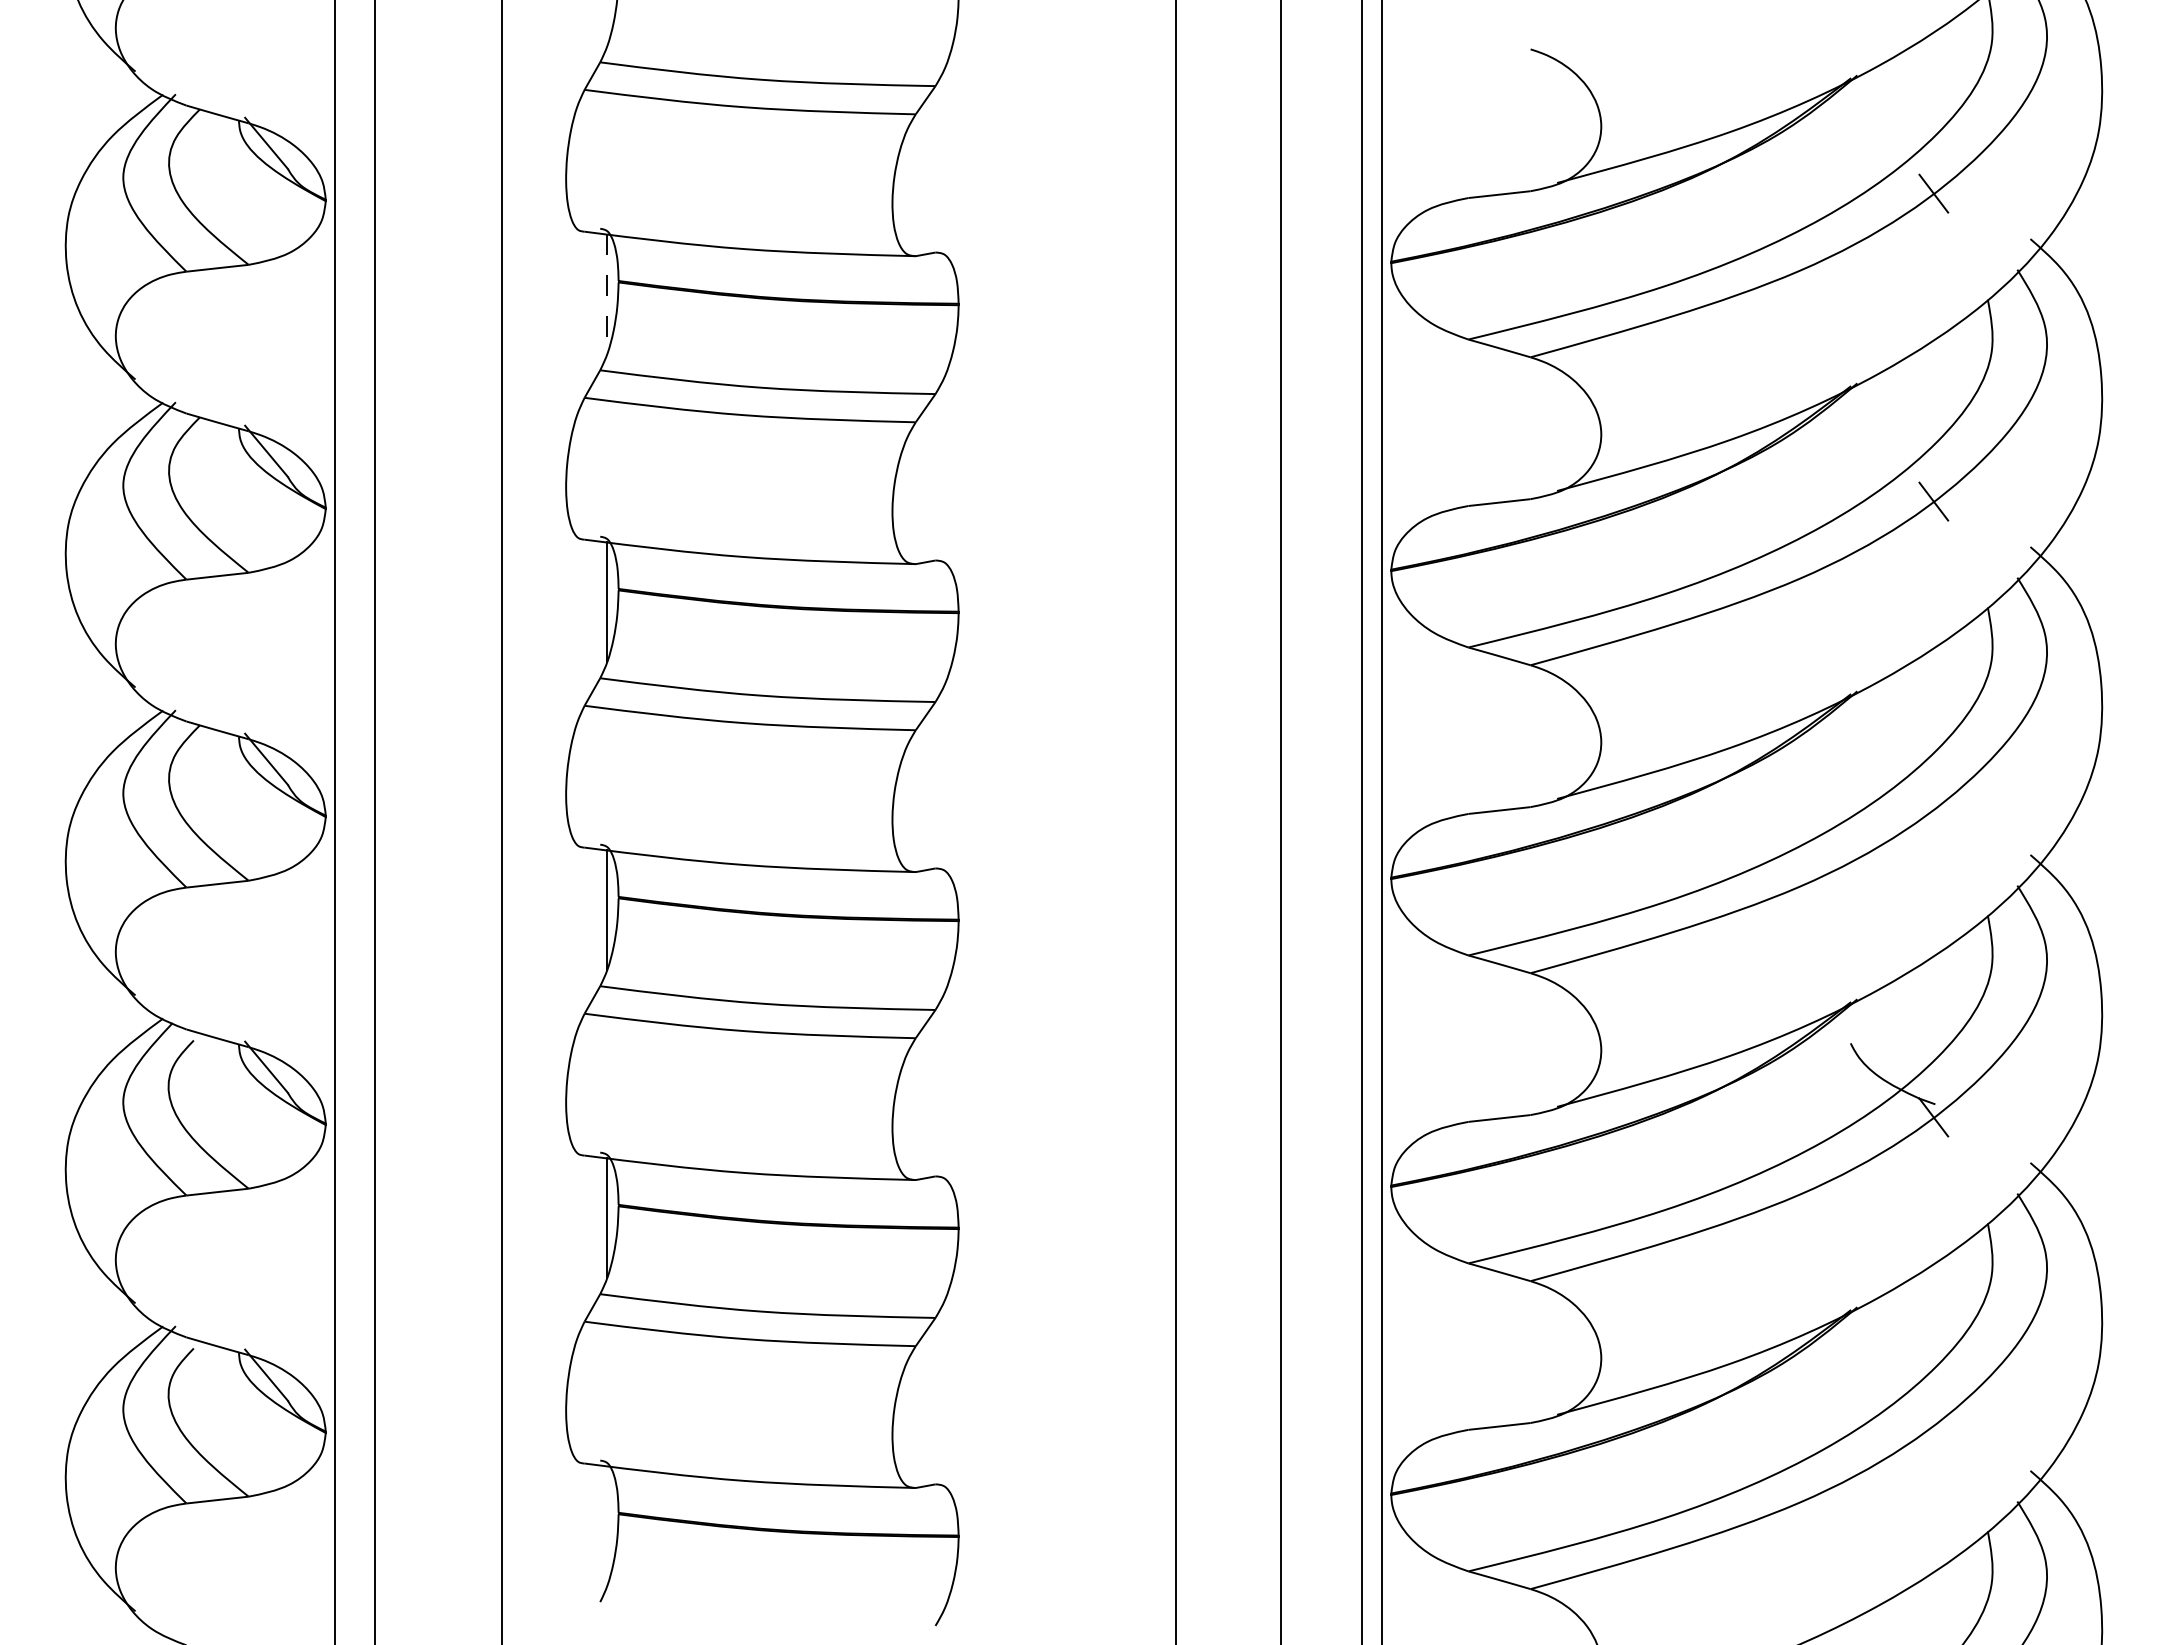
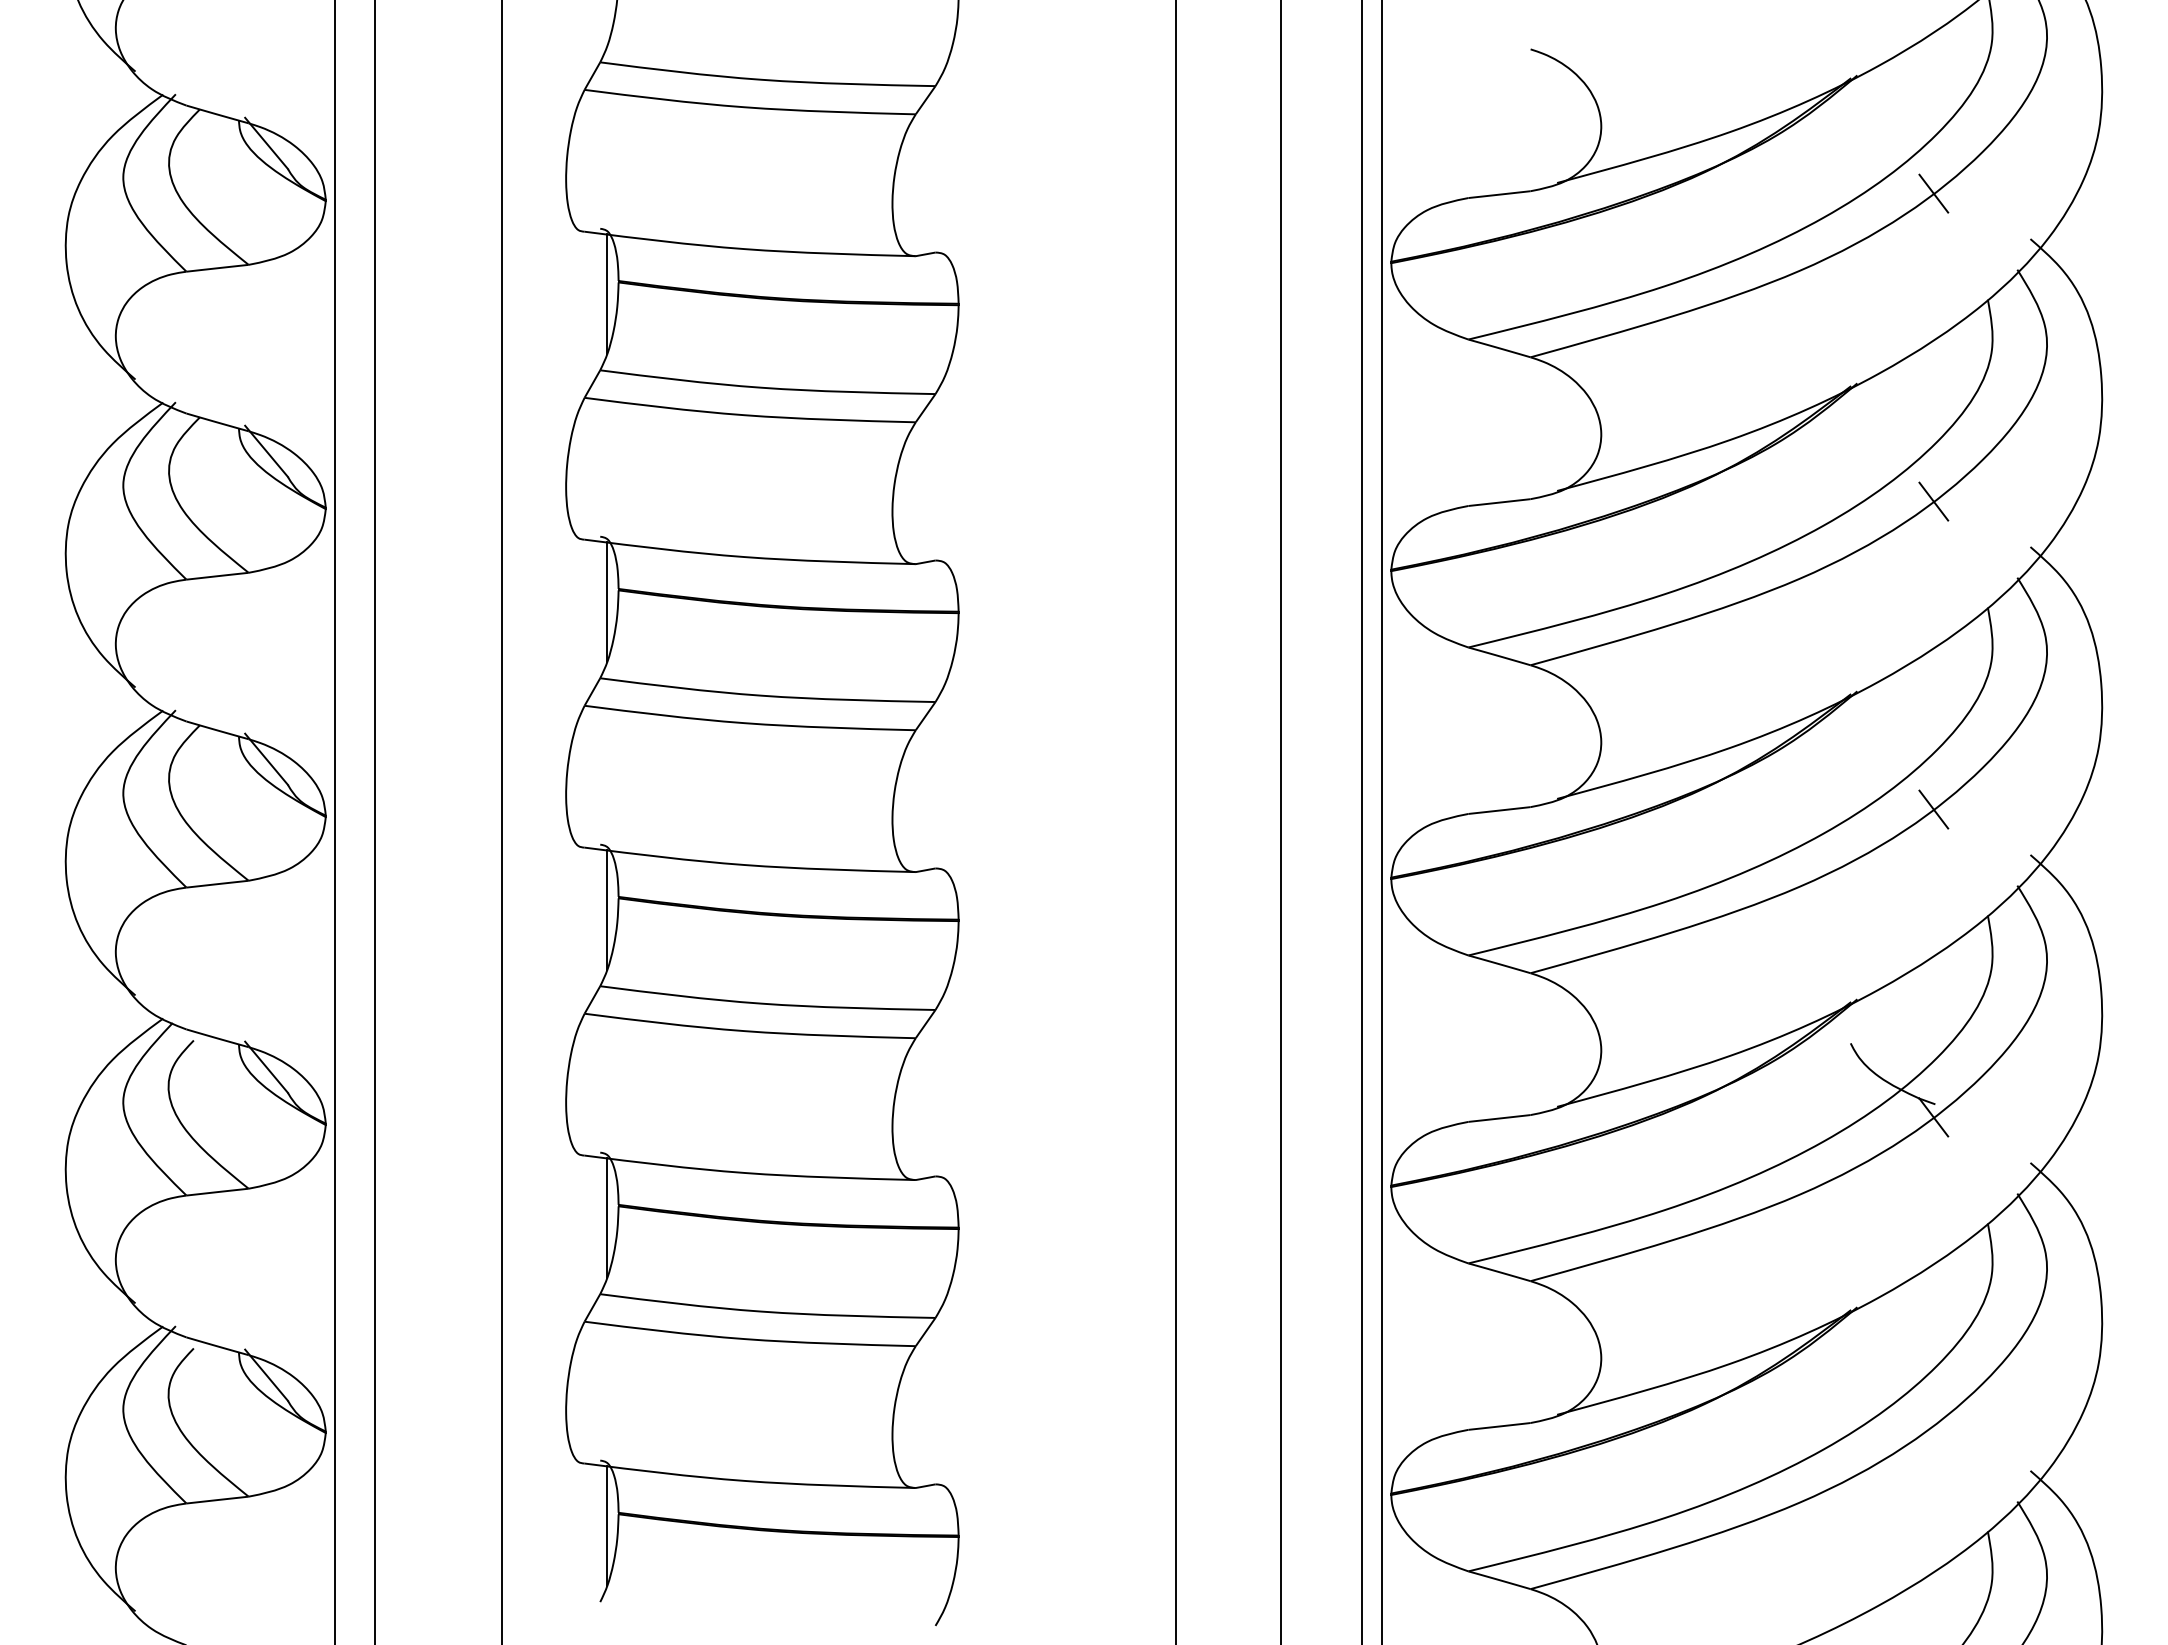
line: dashed -> solid (607, 294)
line: none -> present (1933, 809)
line: none -> present (607, 1525)
